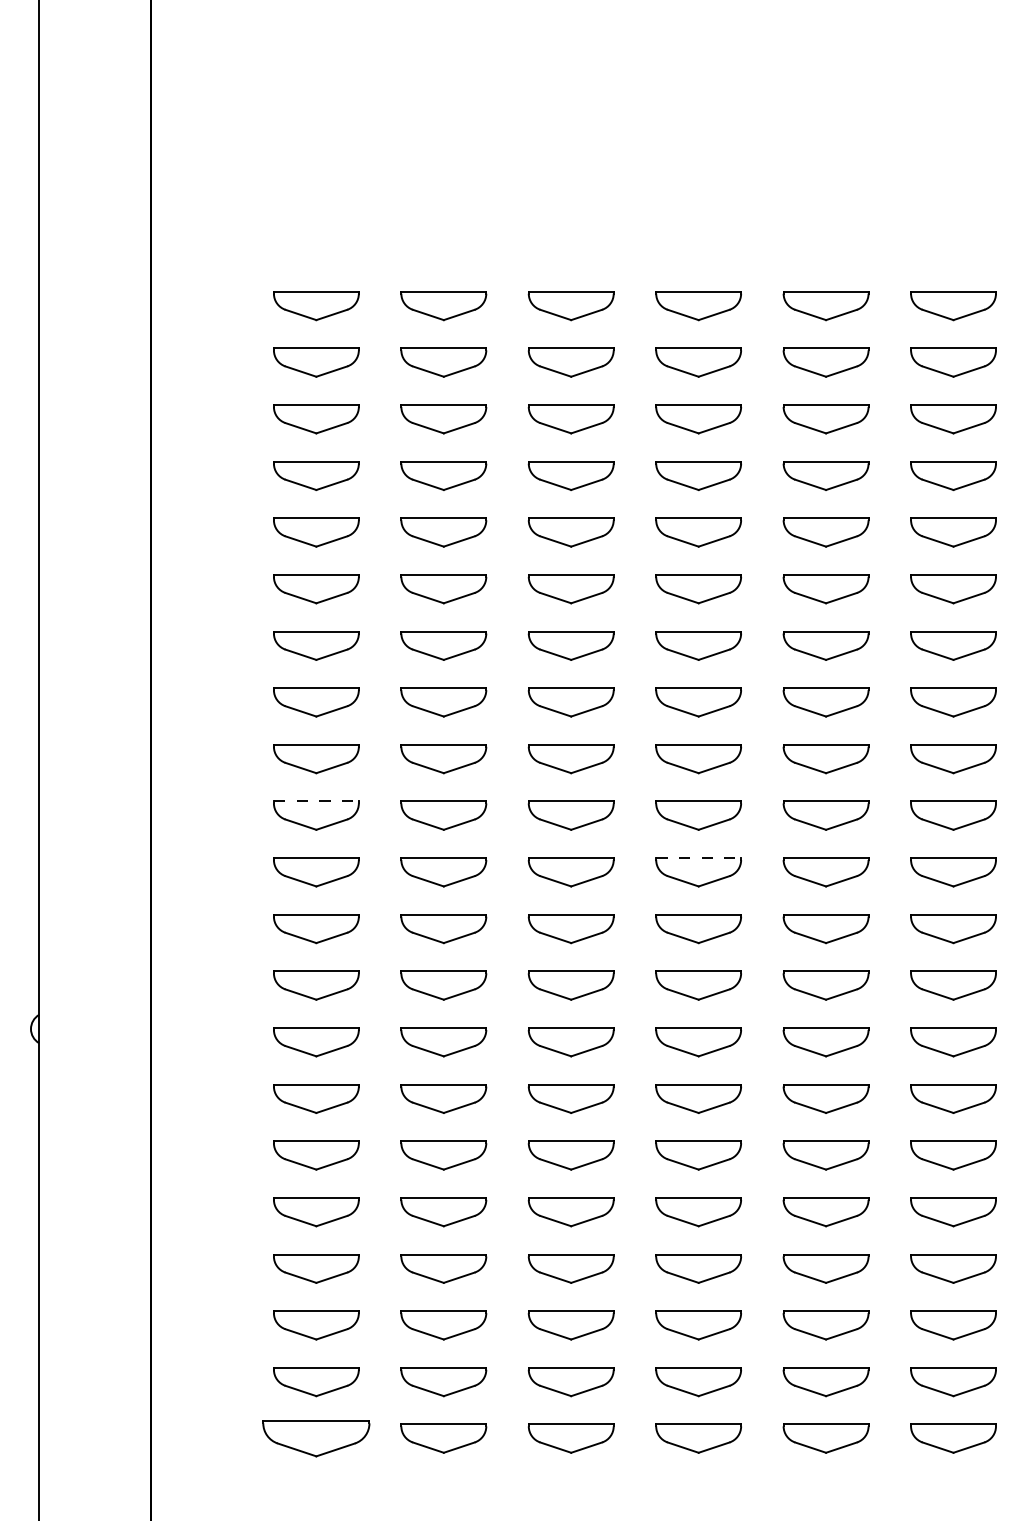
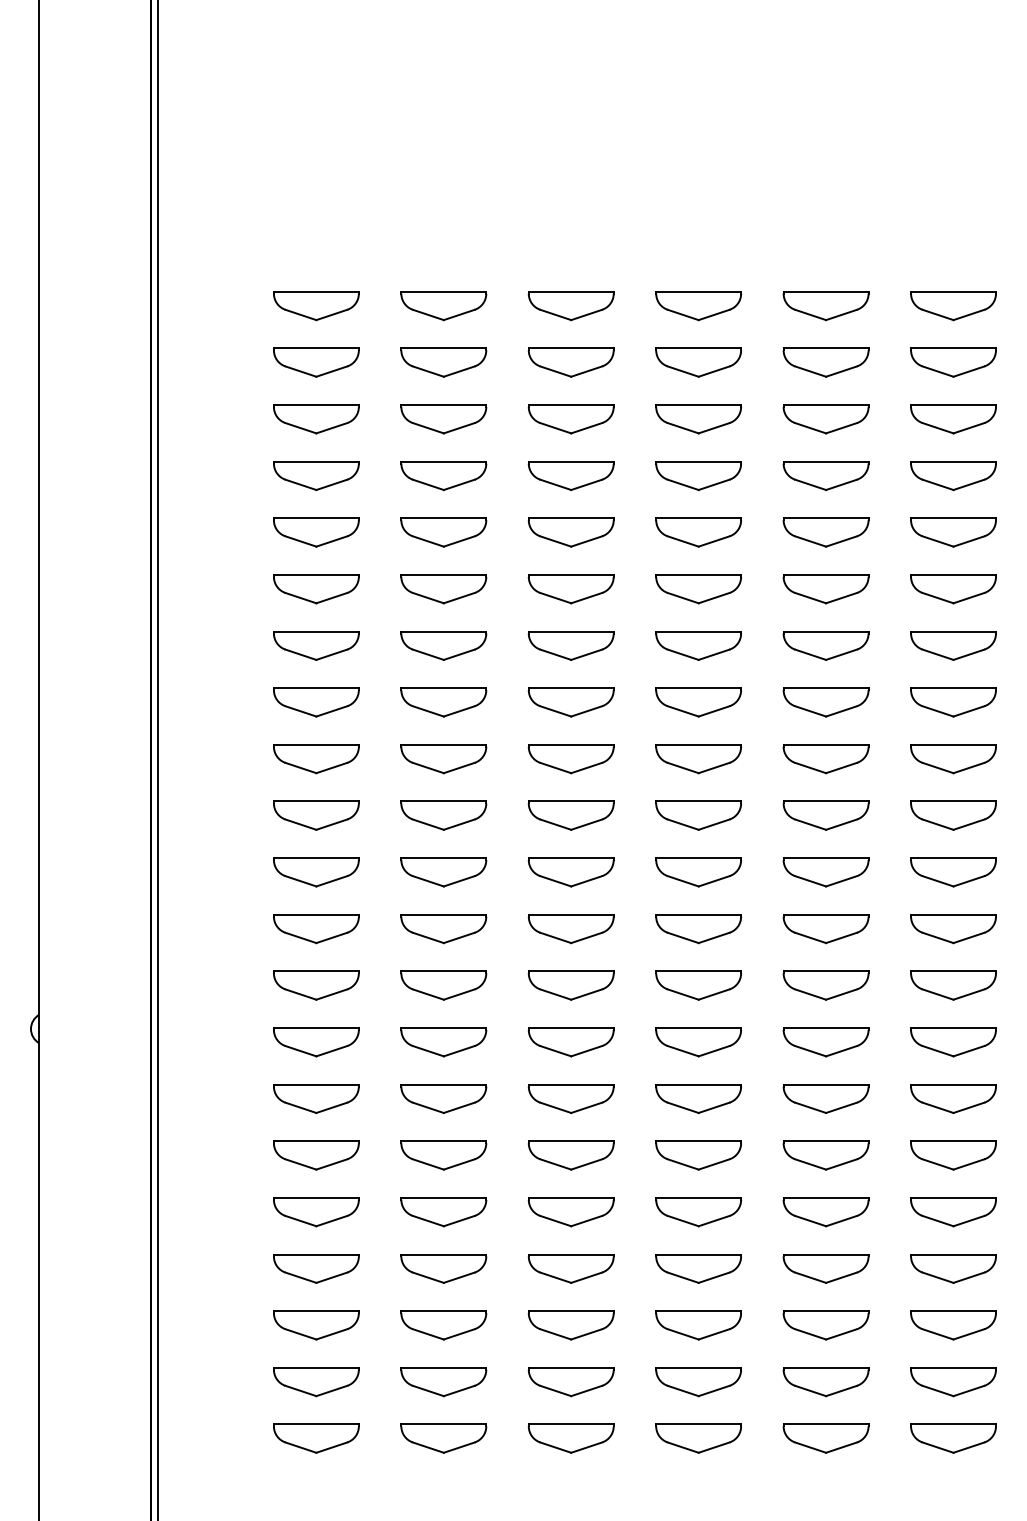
line: none -> present (158, 759)
line: dashed -> solid (316, 801)
line: dashed -> solid (699, 858)
part size: 109x38 px -> 87x31 px (316, 1438)
